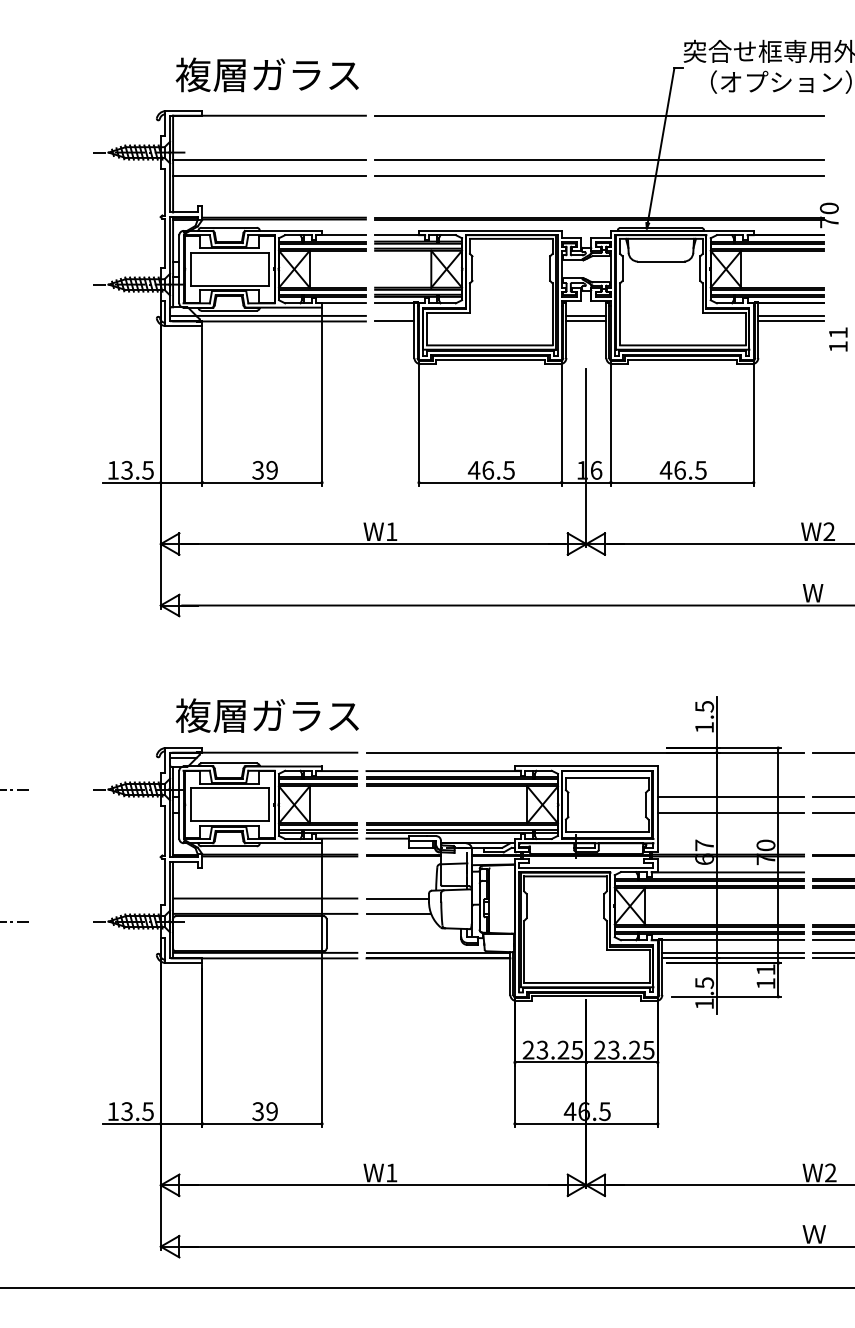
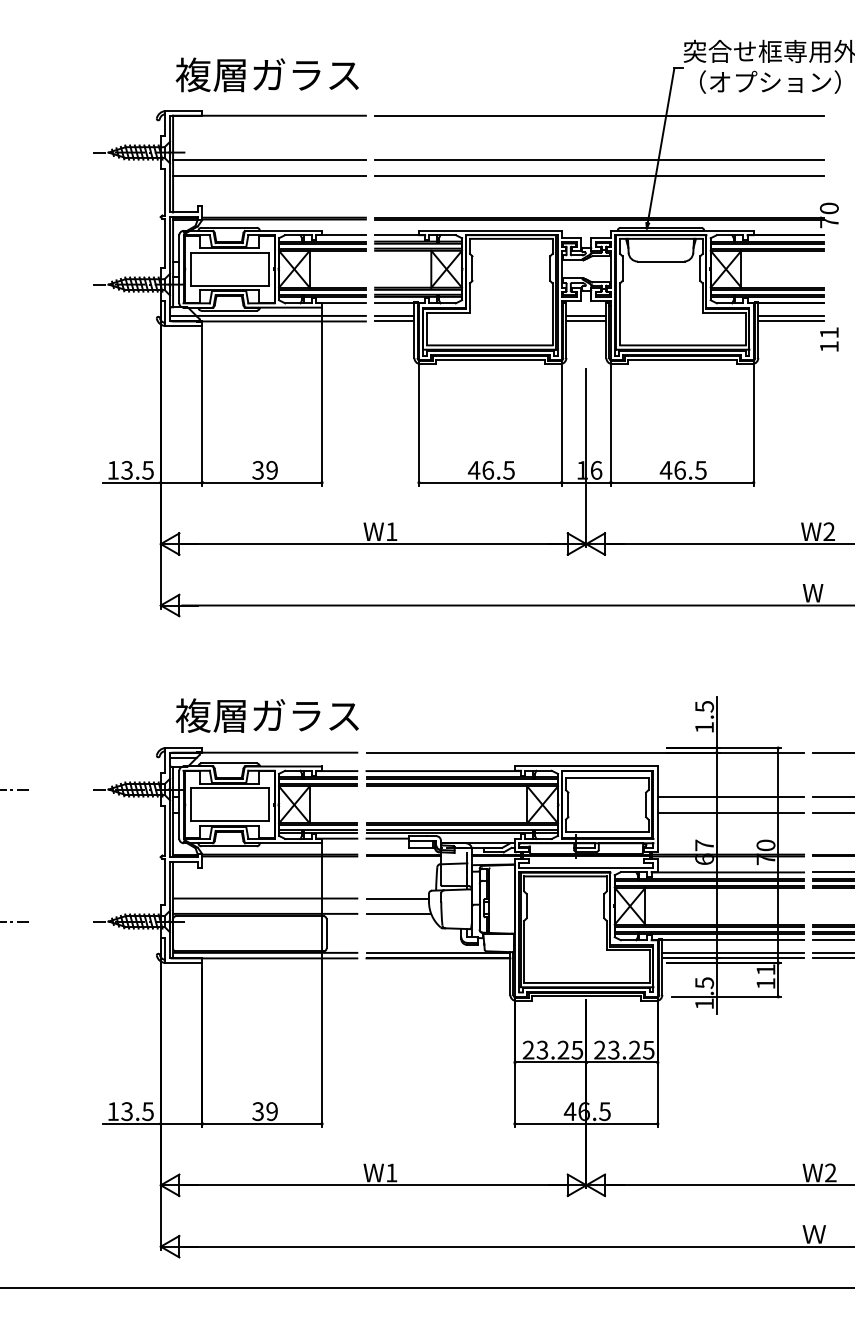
text position: (781, 81) -> (770, 81) (770, 81)
line: none -> present (394, 315)
text position: (838, 339) -> (829, 339) (829, 339)
line: none -> present (832, 872)
